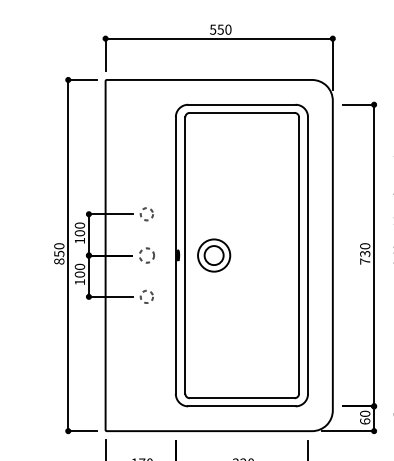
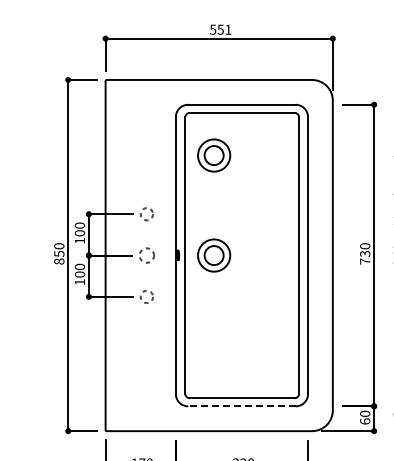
text: 550 -> 551 (228, 29)
part: none -> present (214, 155)
line: solid -> dashed (241, 406)
